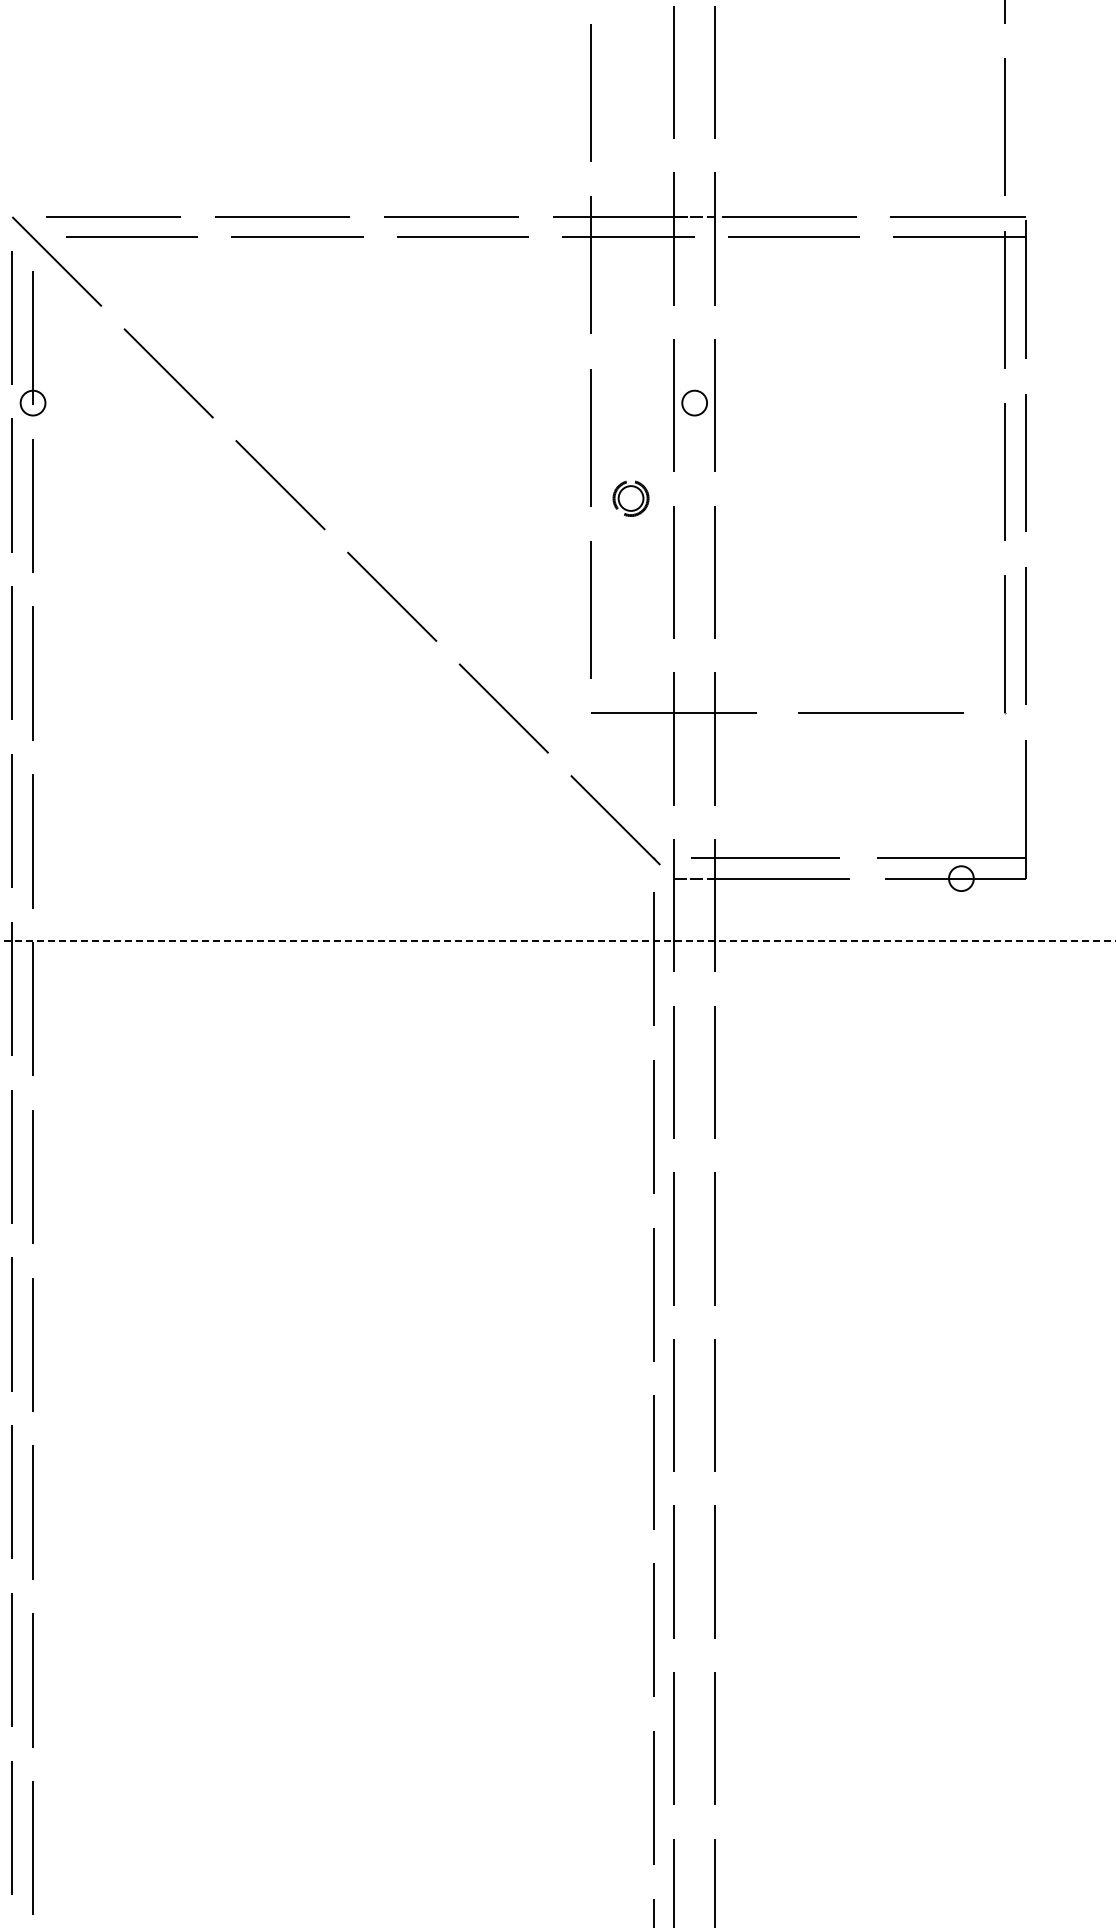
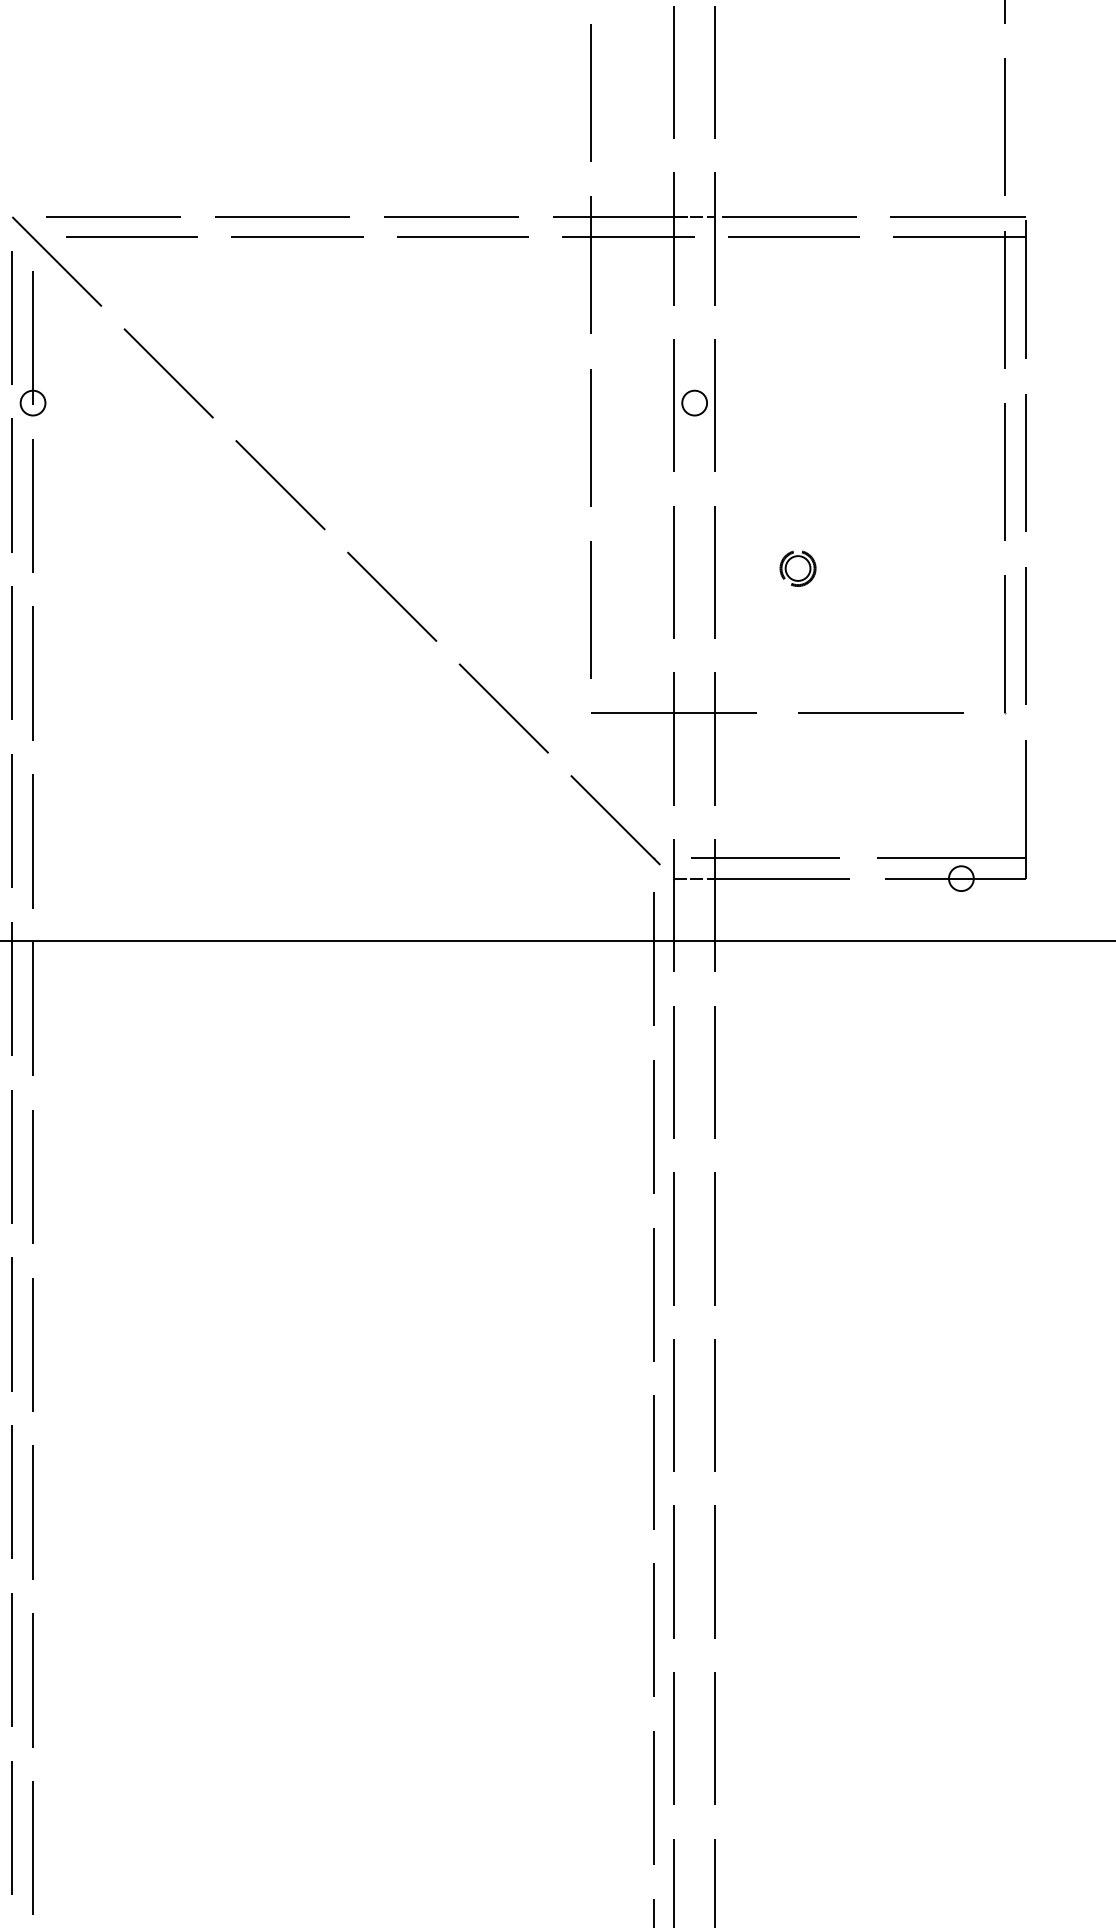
part position: (630, 498) -> (797, 568) (797, 568)
line: dashed -> solid (558, 940)
